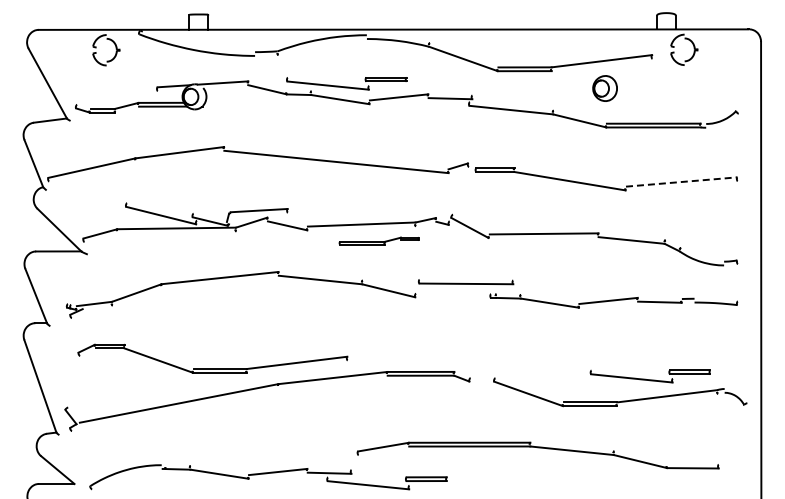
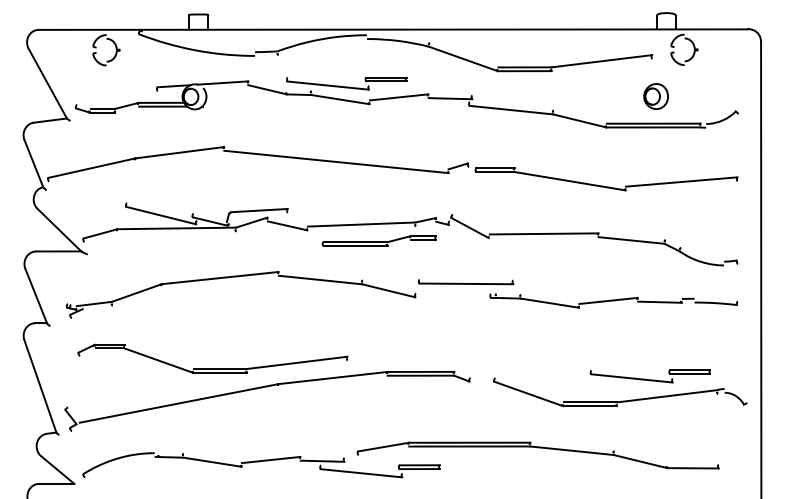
part position: (604, 88) -> (655, 96) (655, 96)
line: dashed -> solid (681, 182)
part size: 82x10 px -> 116x12 px (378, 240)
part position: (268, 477) -> (261, 465) (261, 465)
